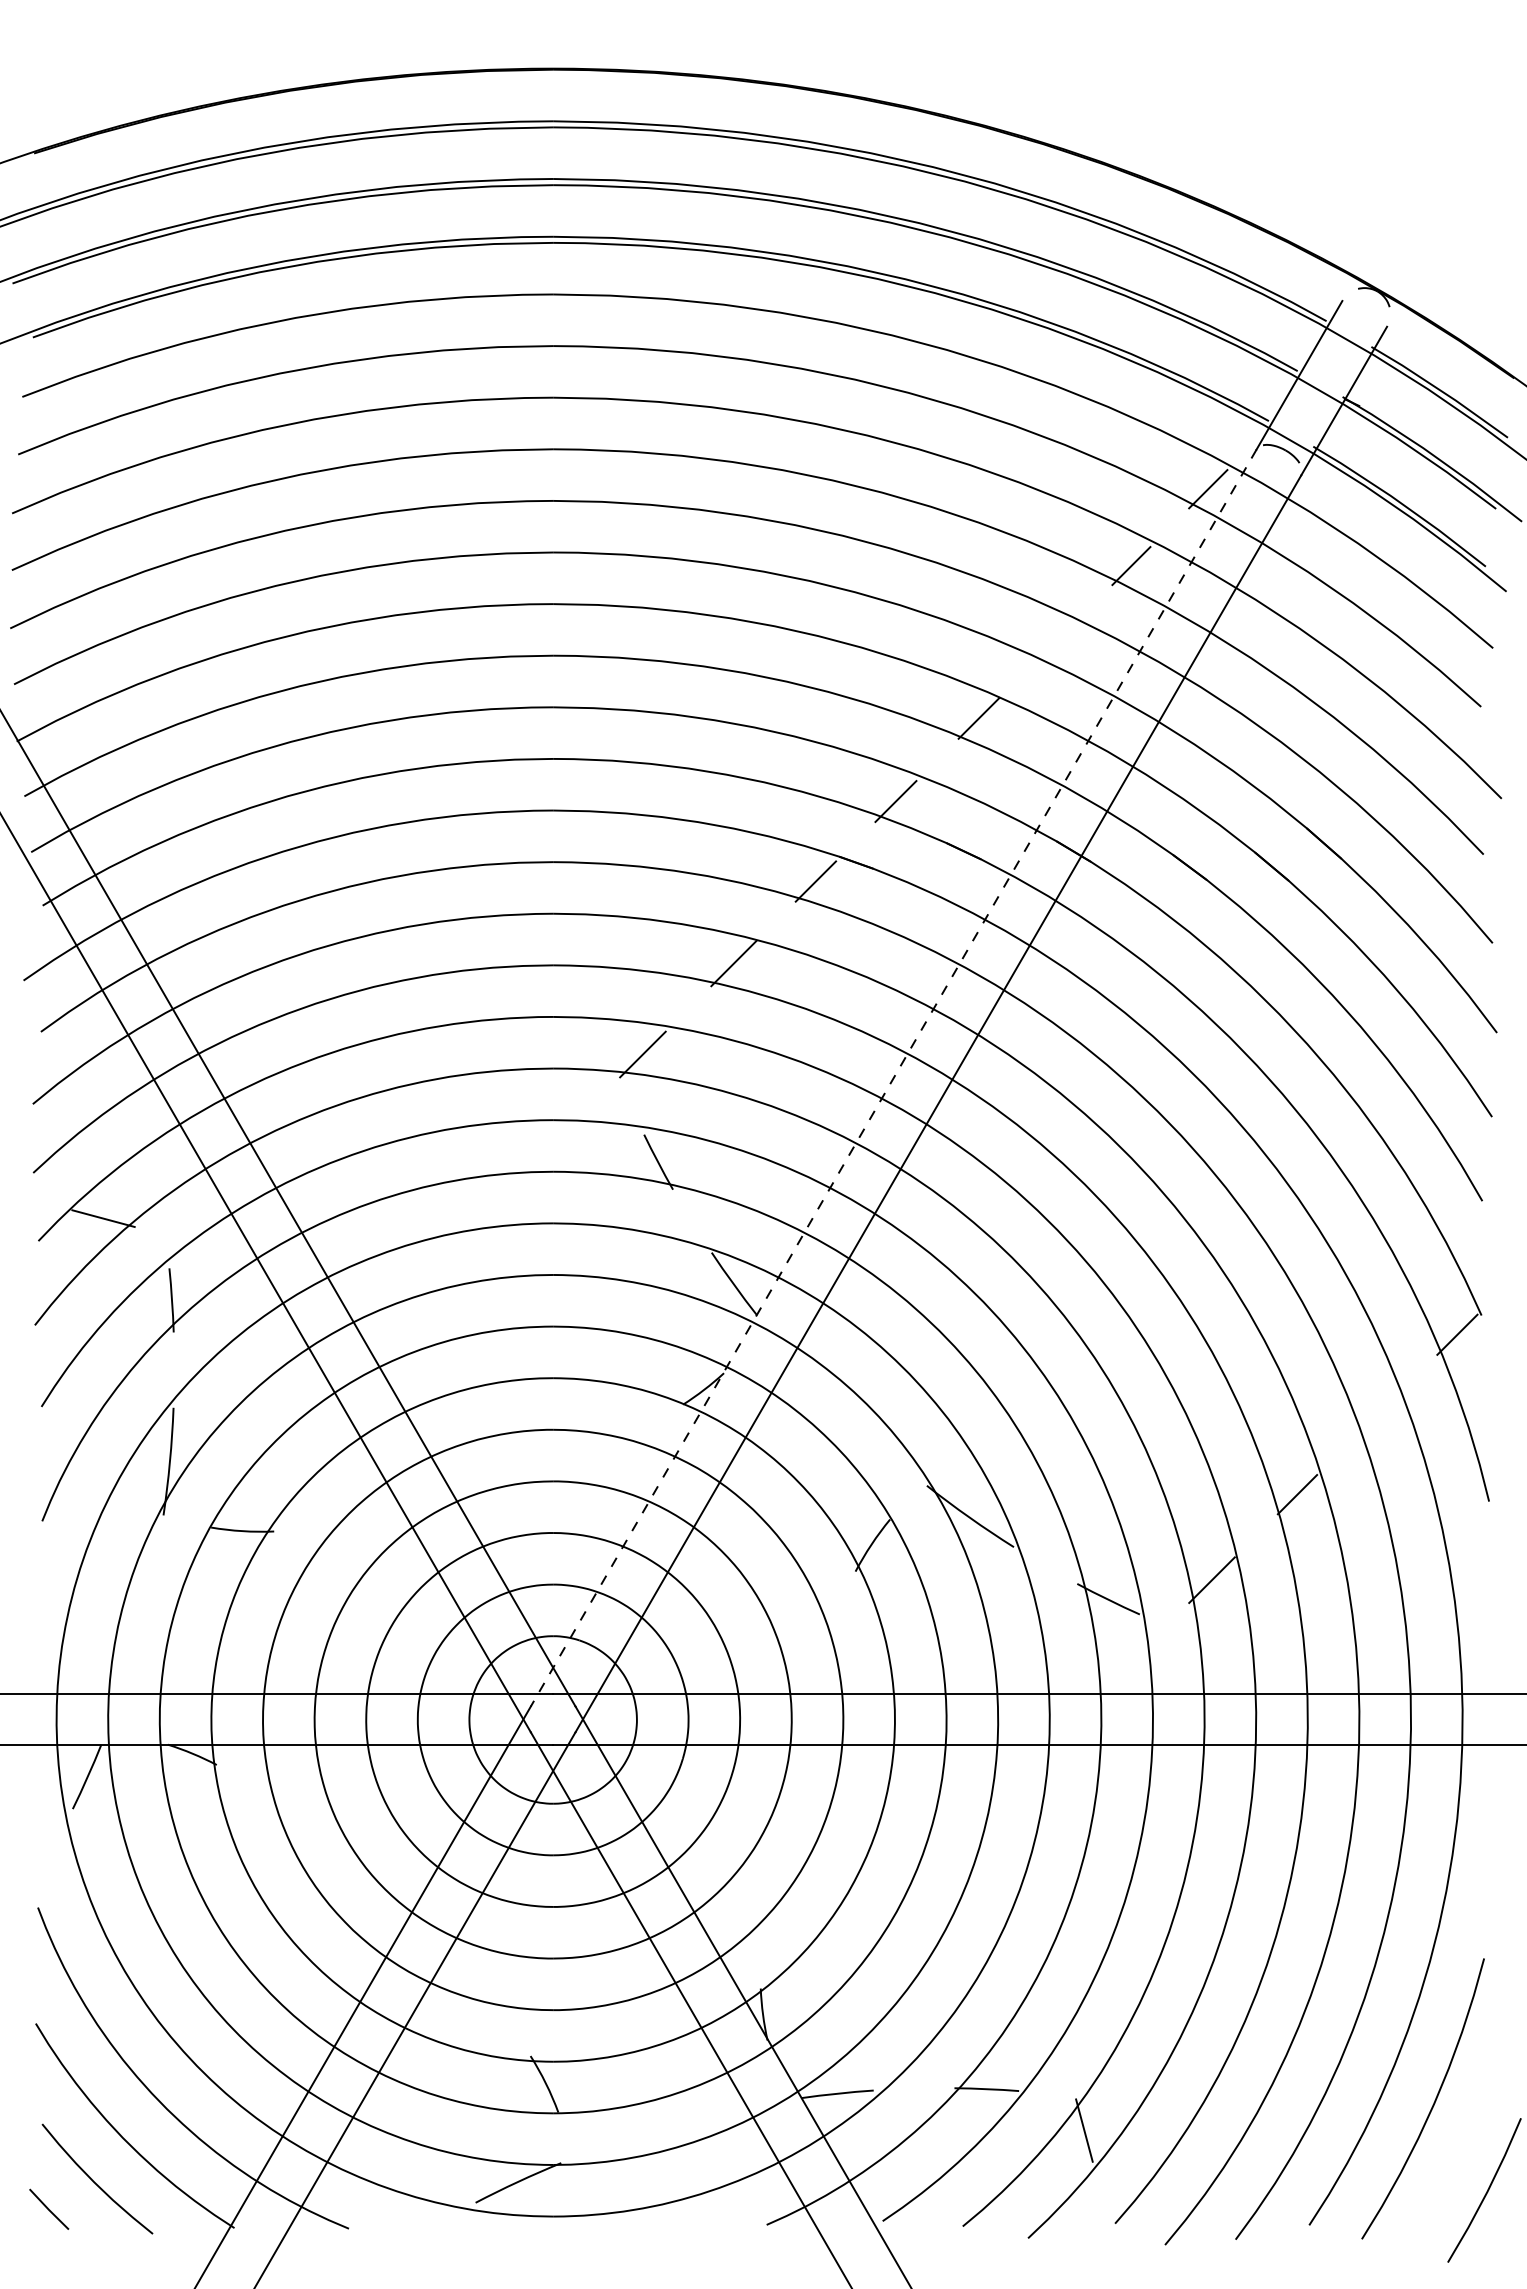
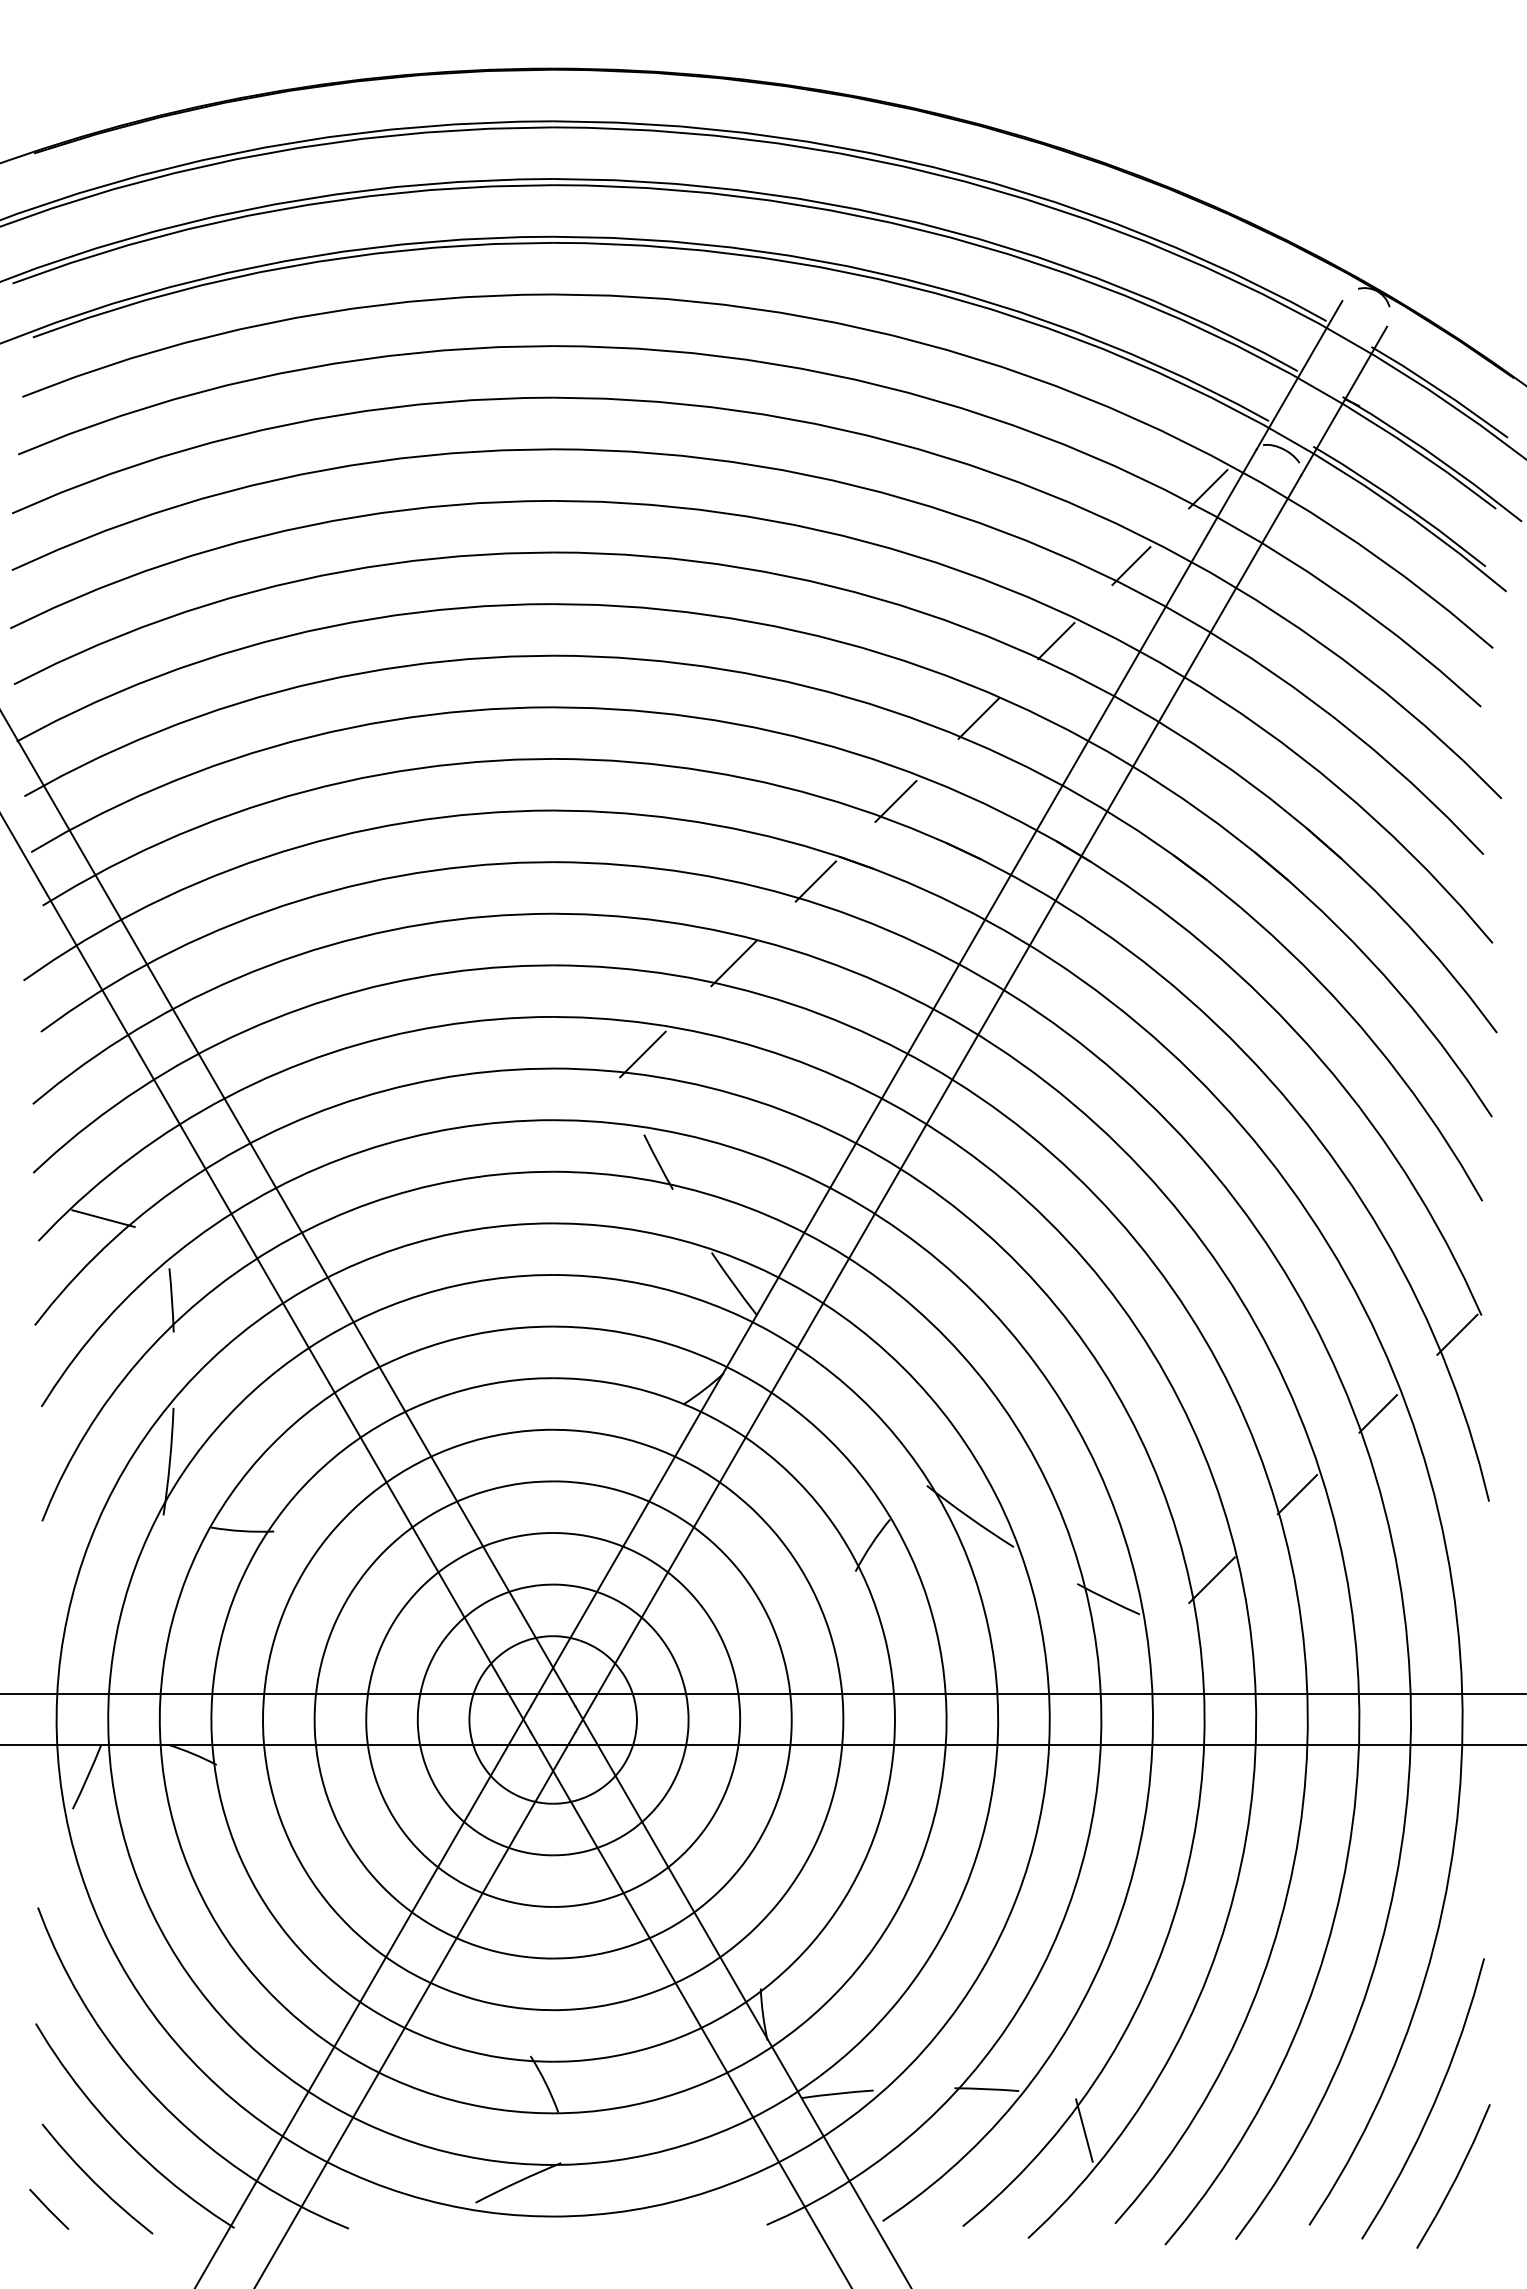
line: none -> present (1056, 641)
line: dashed -> solid (893, 1078)
line: none -> present (1377, 1413)
line position: (1486, 2191) -> (1455, 2177) (1455, 2177)
